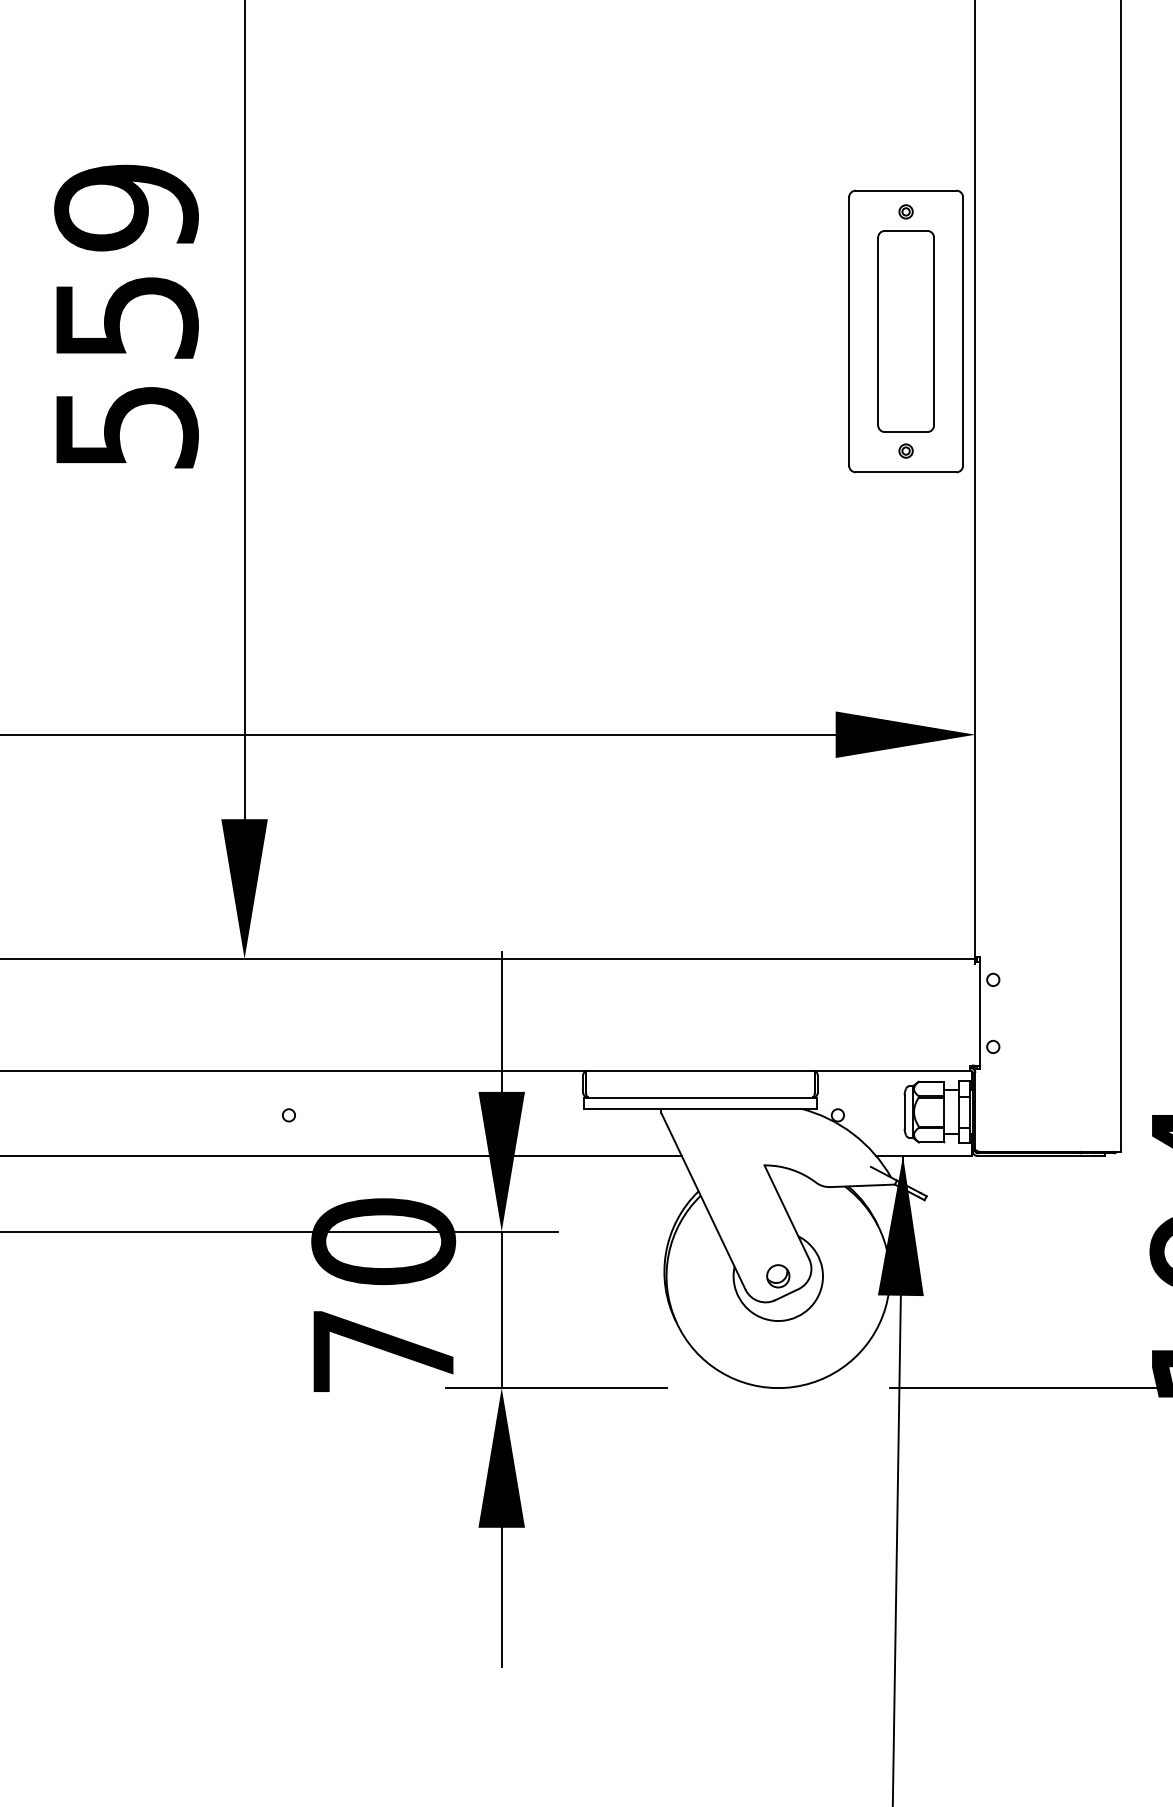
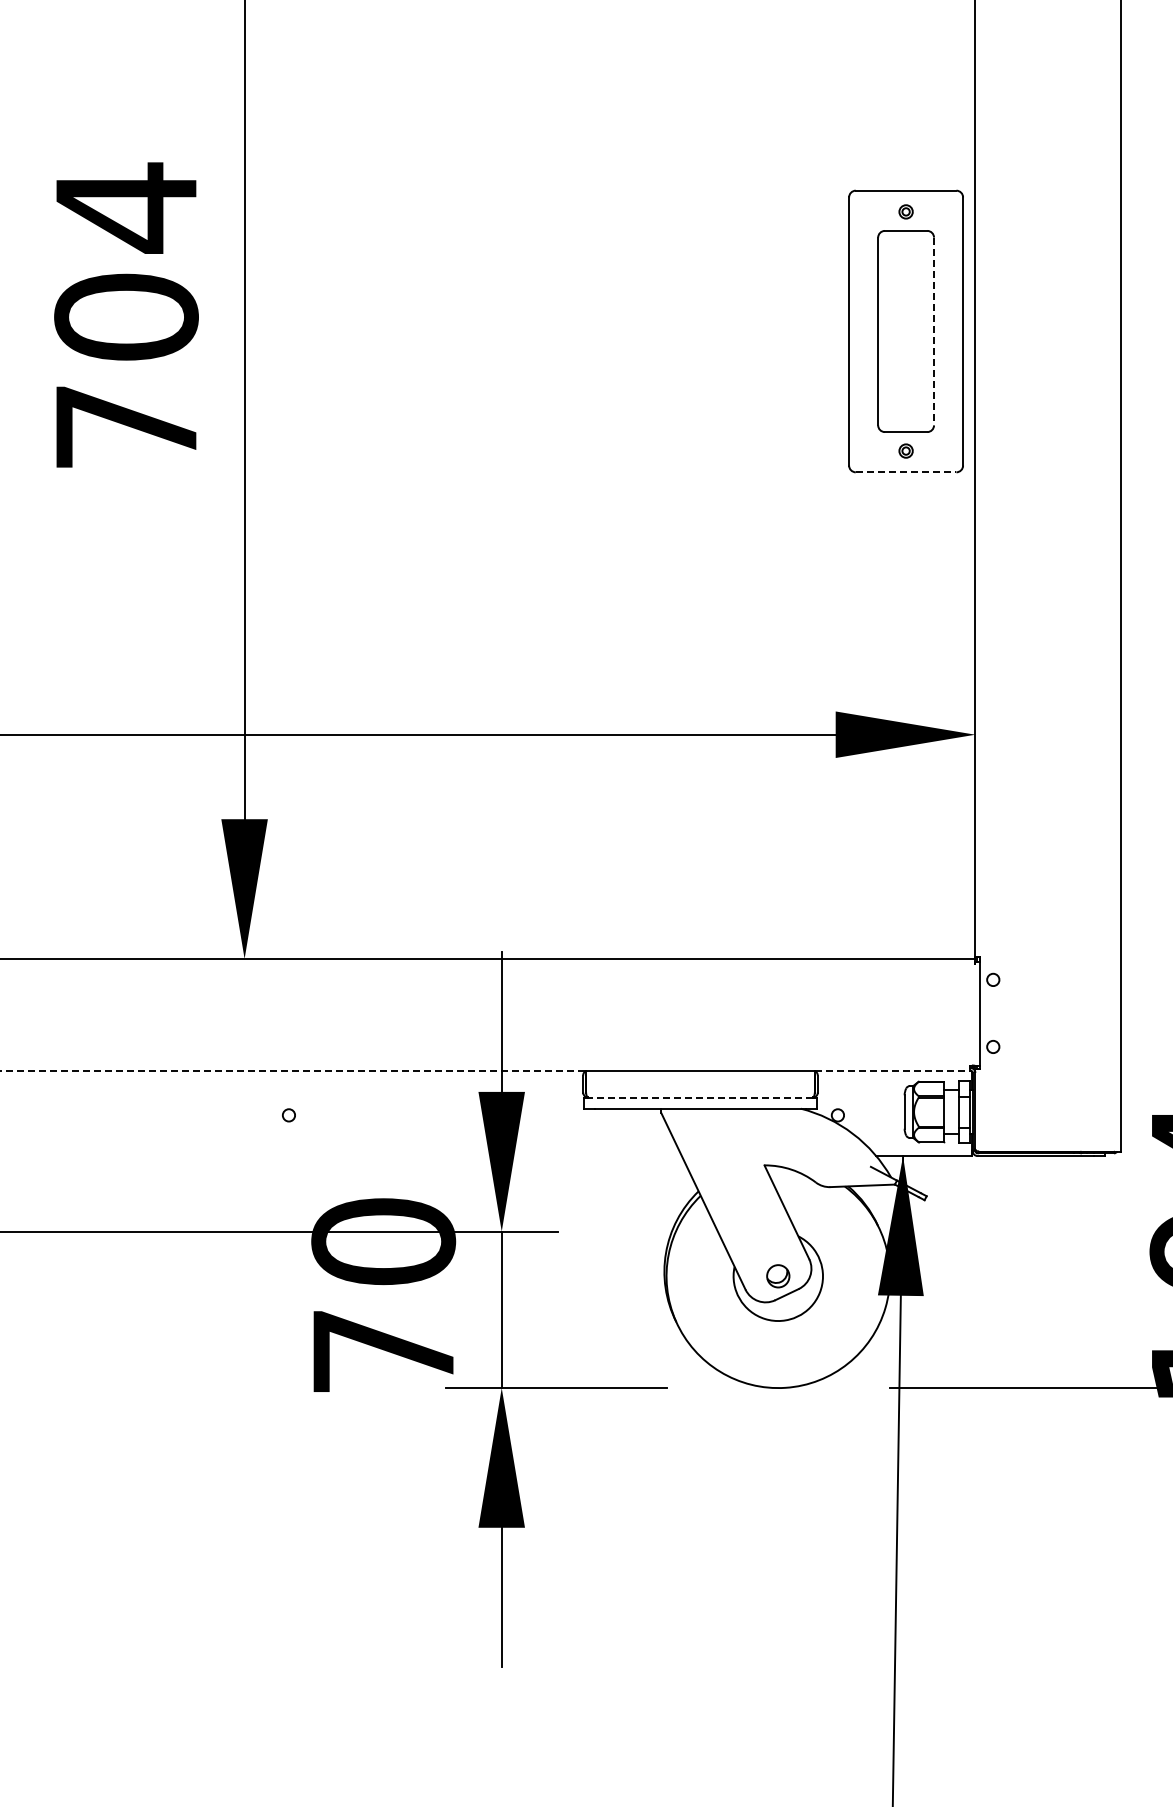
text: 559 -> 704 (126, 315)
line: solid -> dashed (934, 331)
line: solid -> dashed (906, 472)
line: solid -> dashed (293, 1070)
line: solid -> dashed (892, 1070)
line: solid -> dashed (699, 1097)
line: present -> none (341, 1156)
